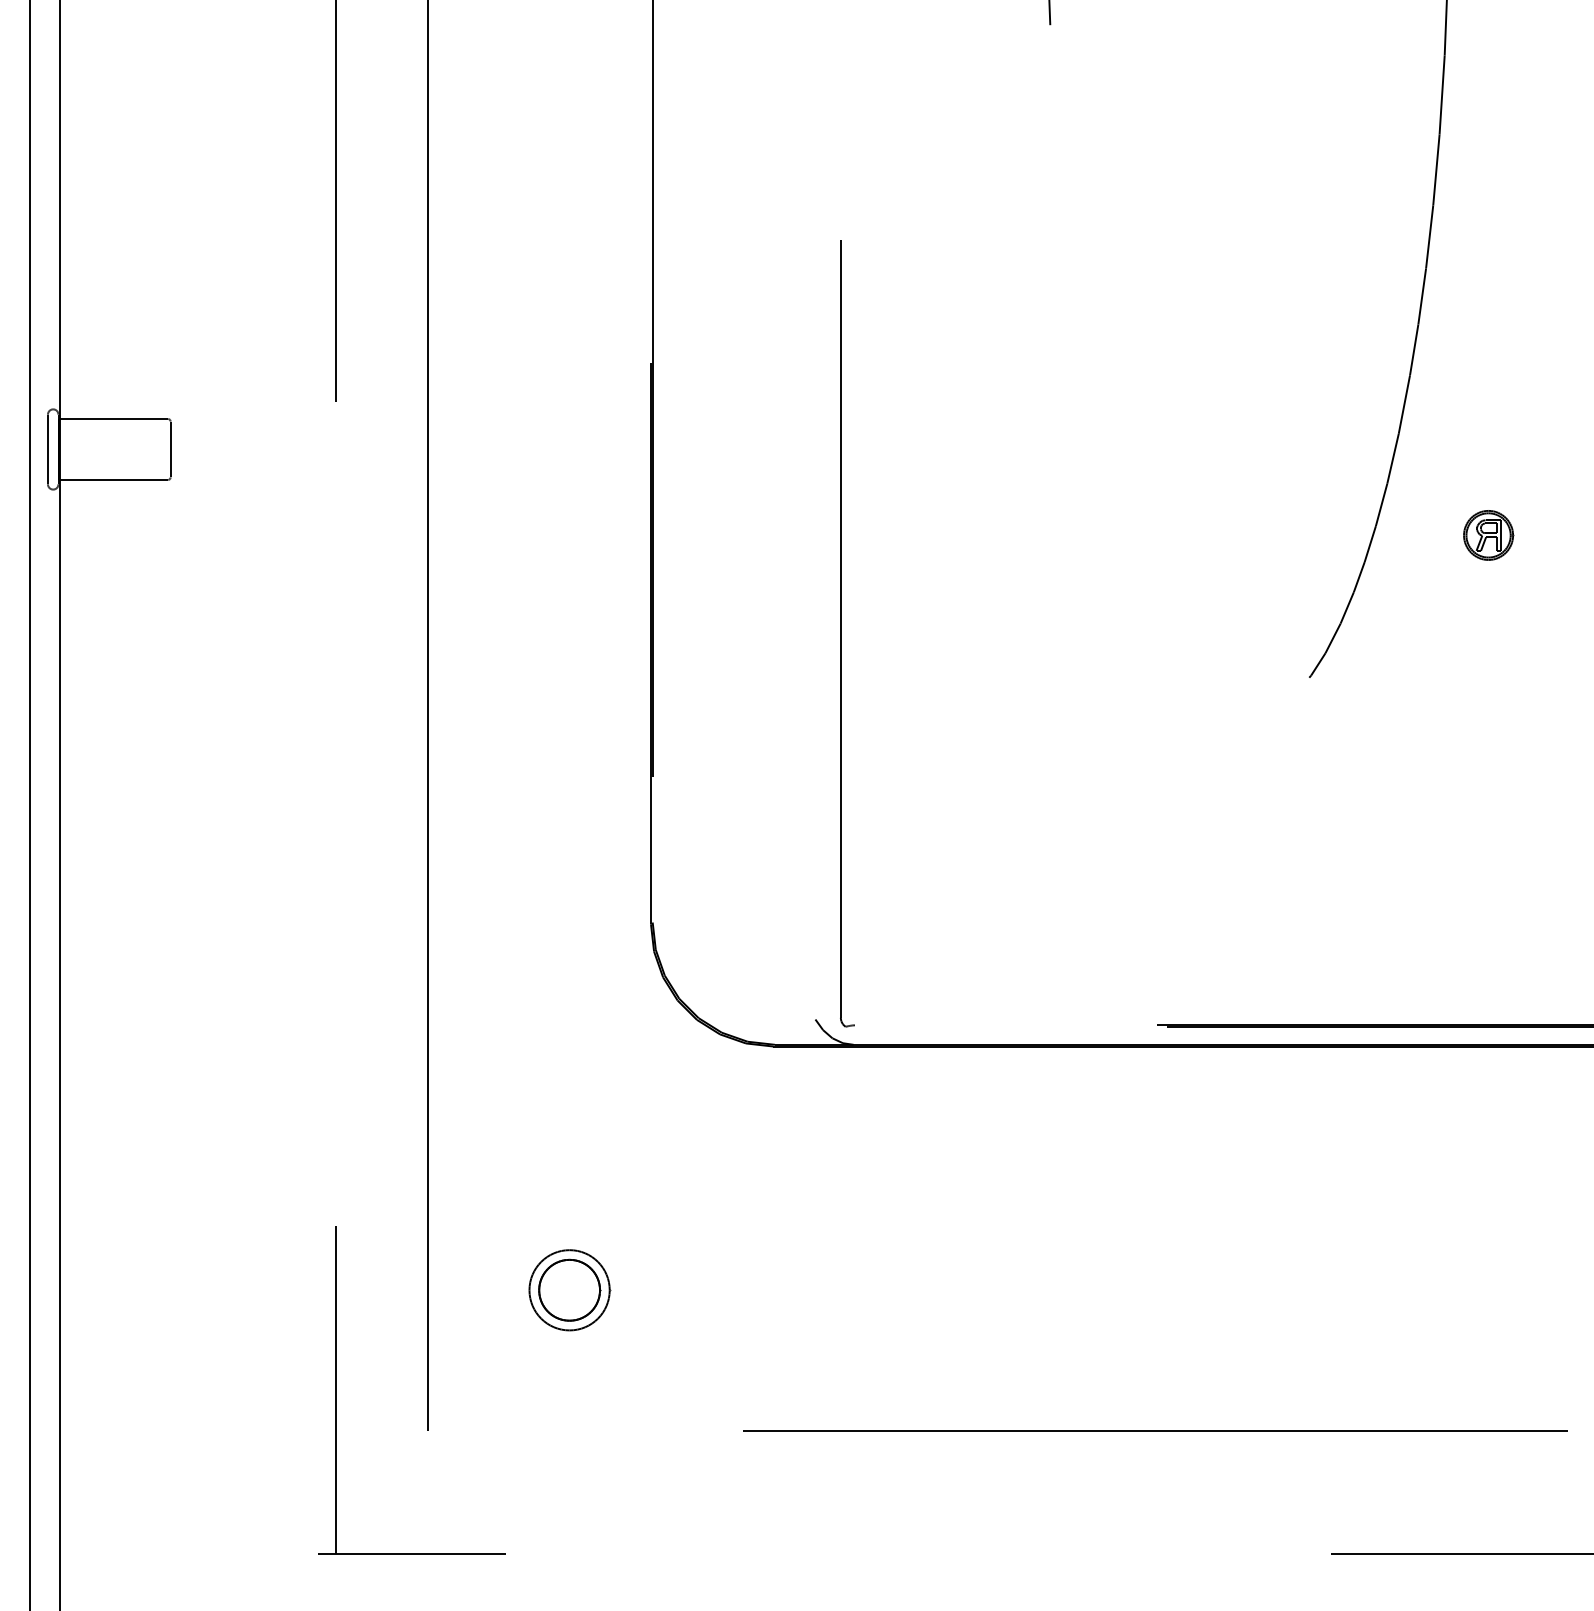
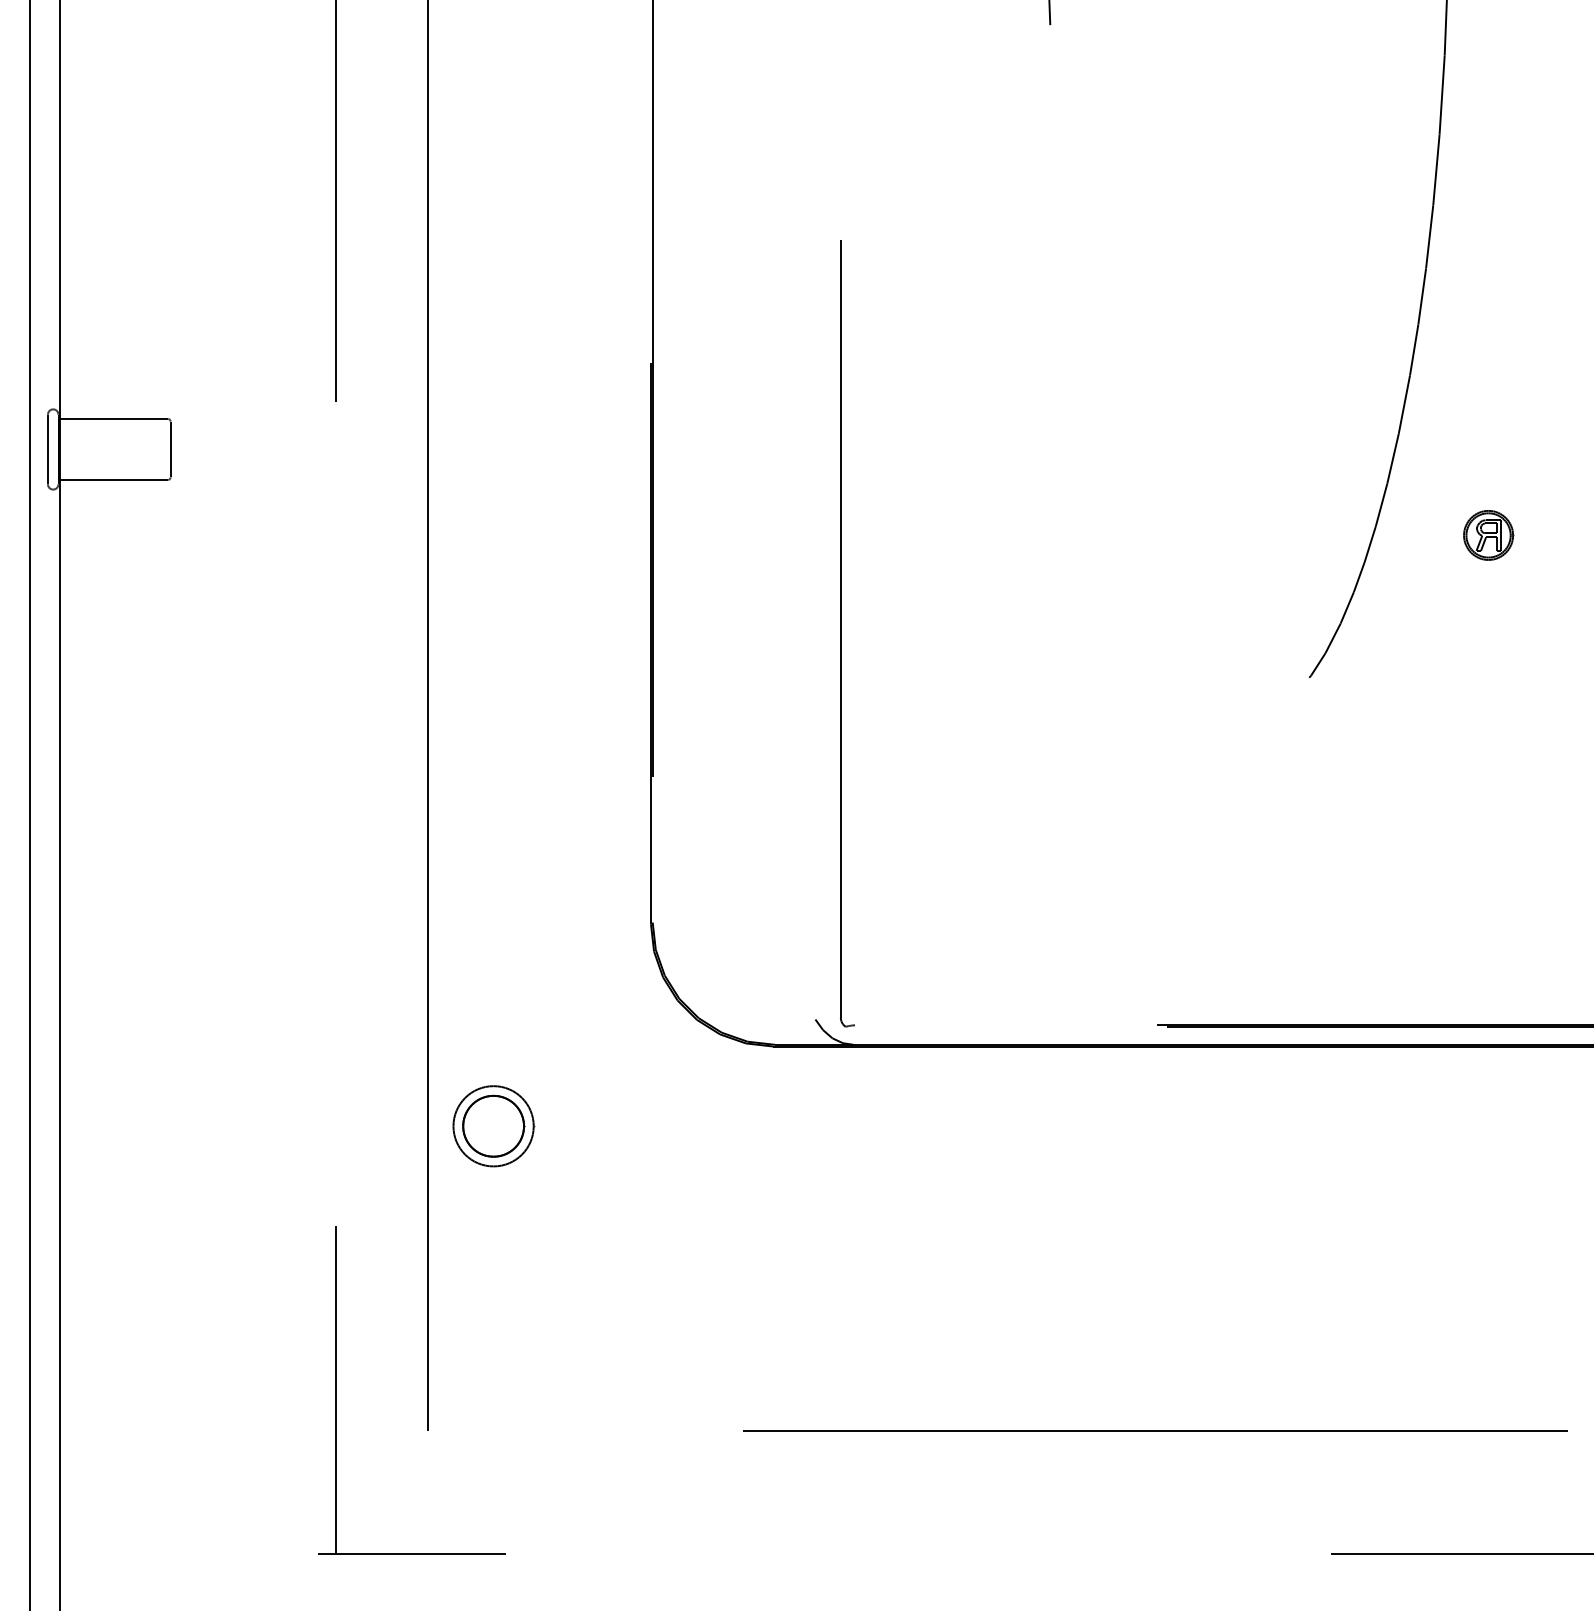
part position: (569, 1290) -> (493, 1126) (493, 1126)
